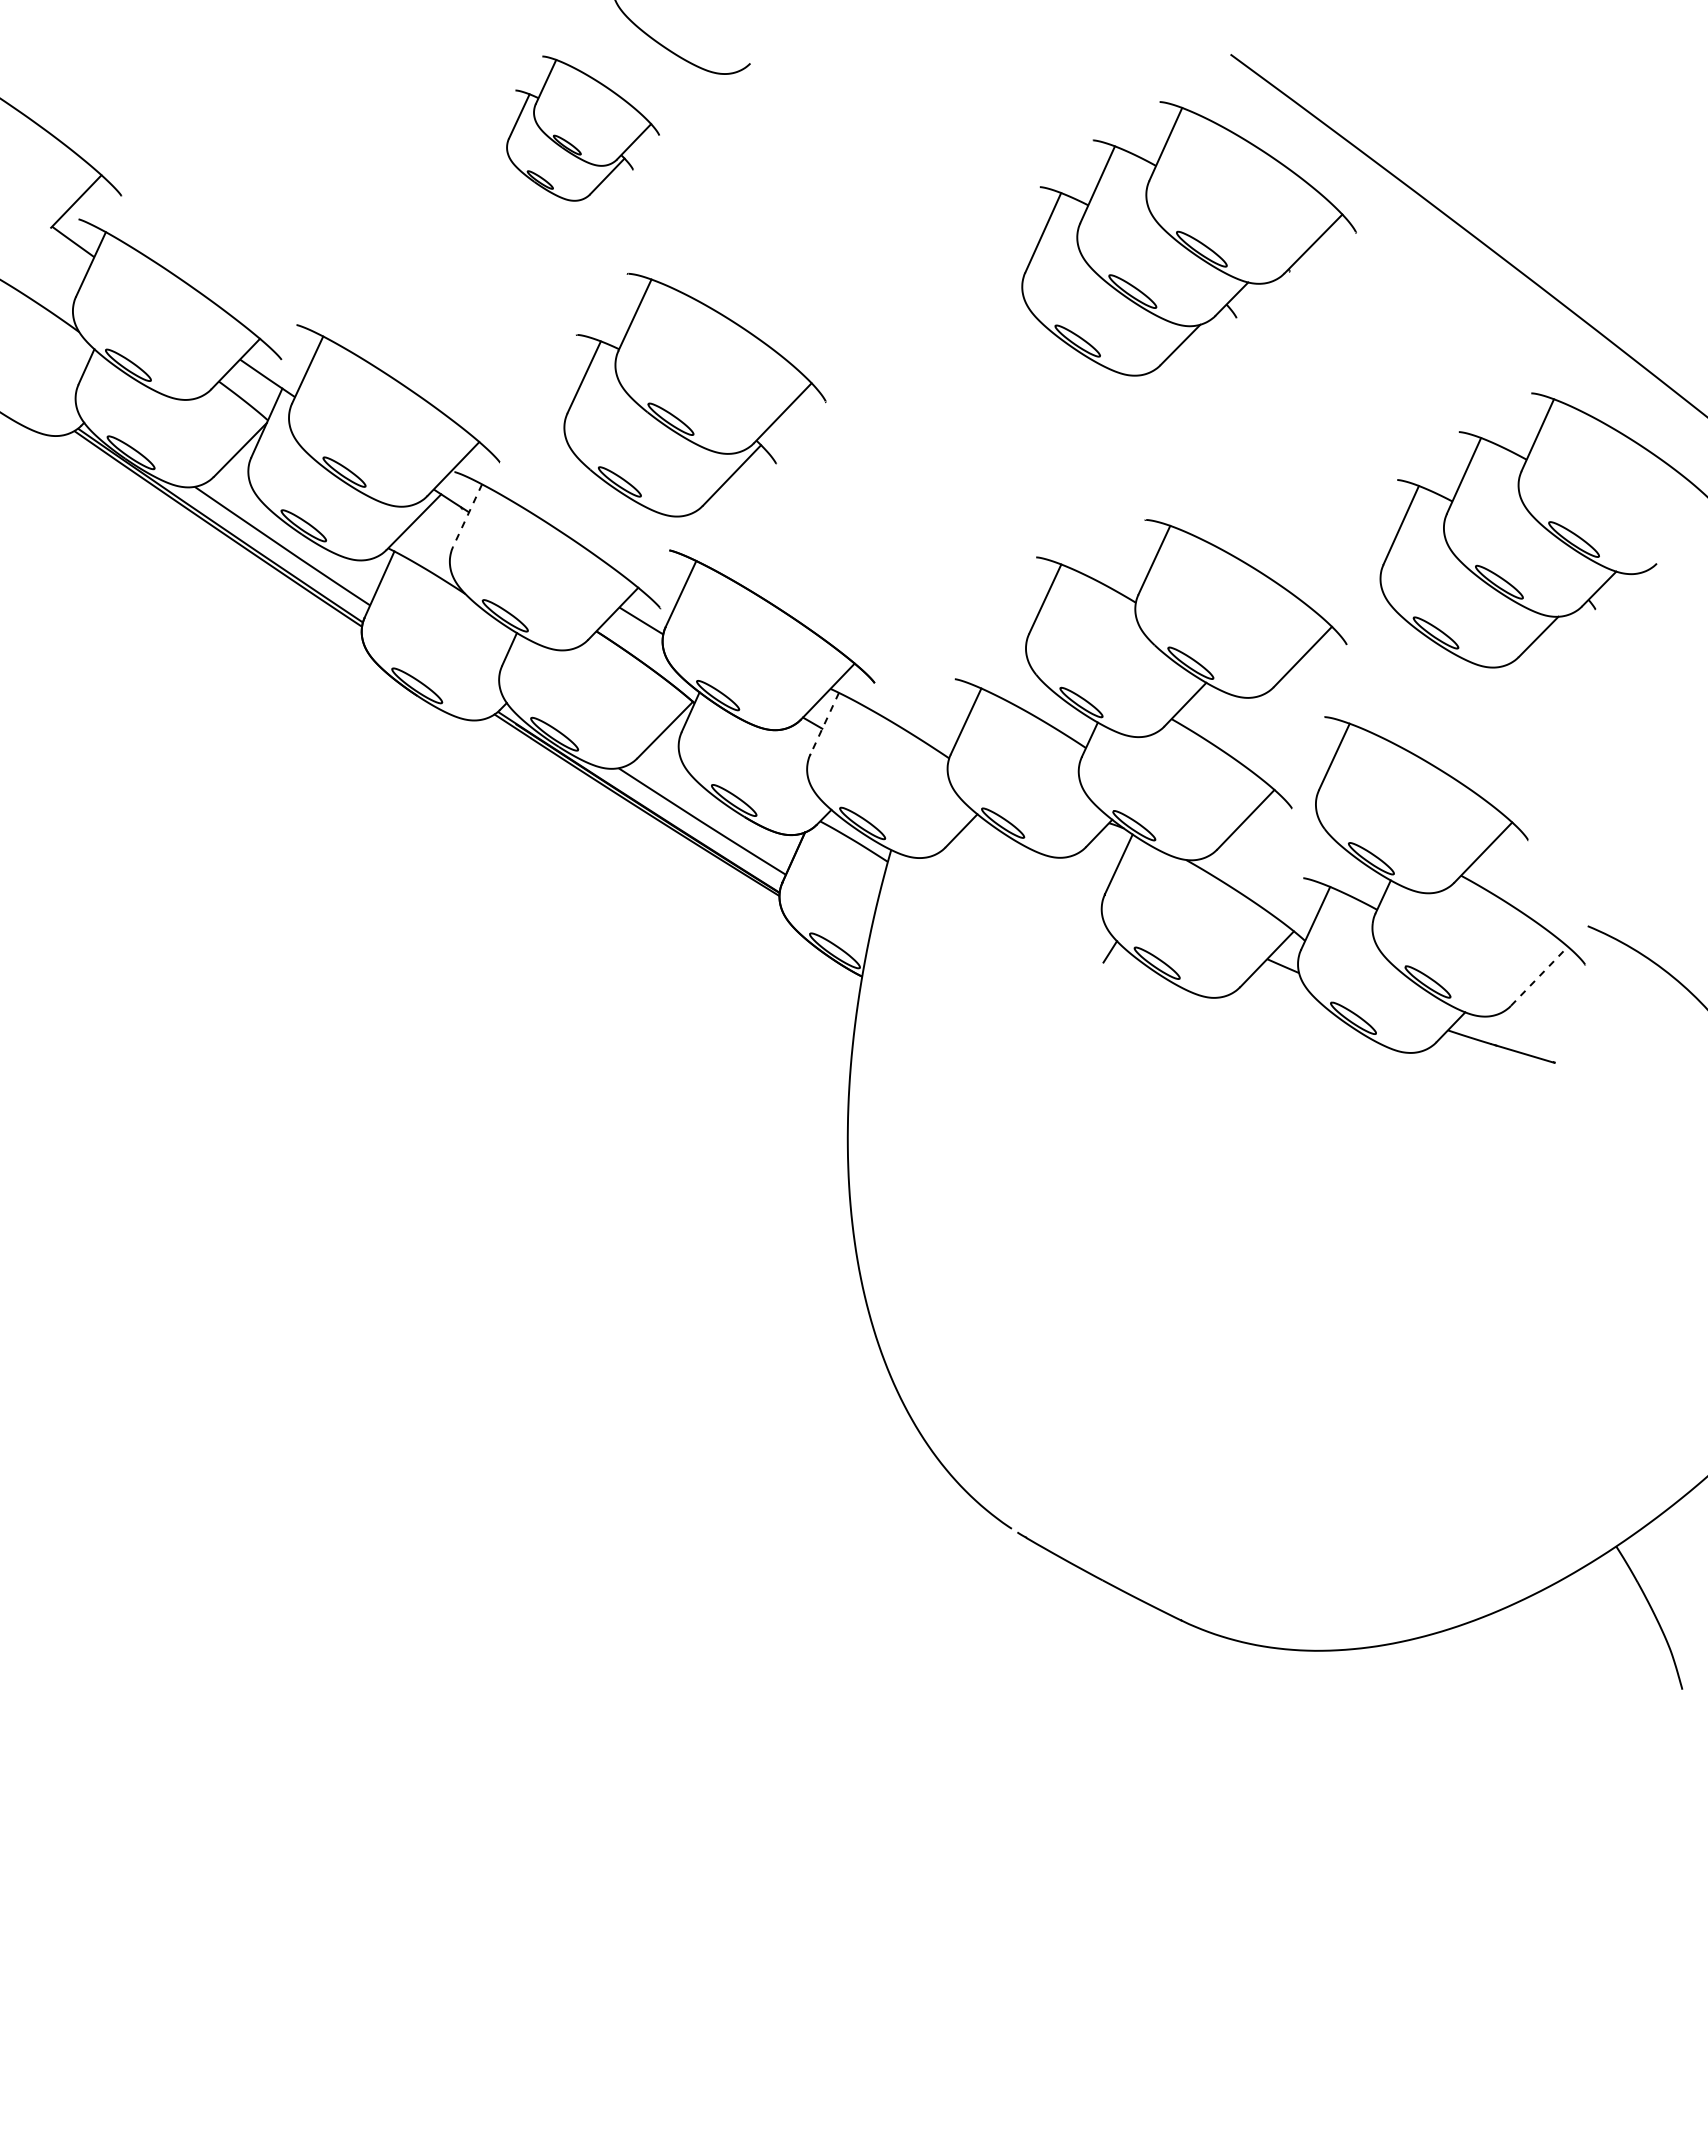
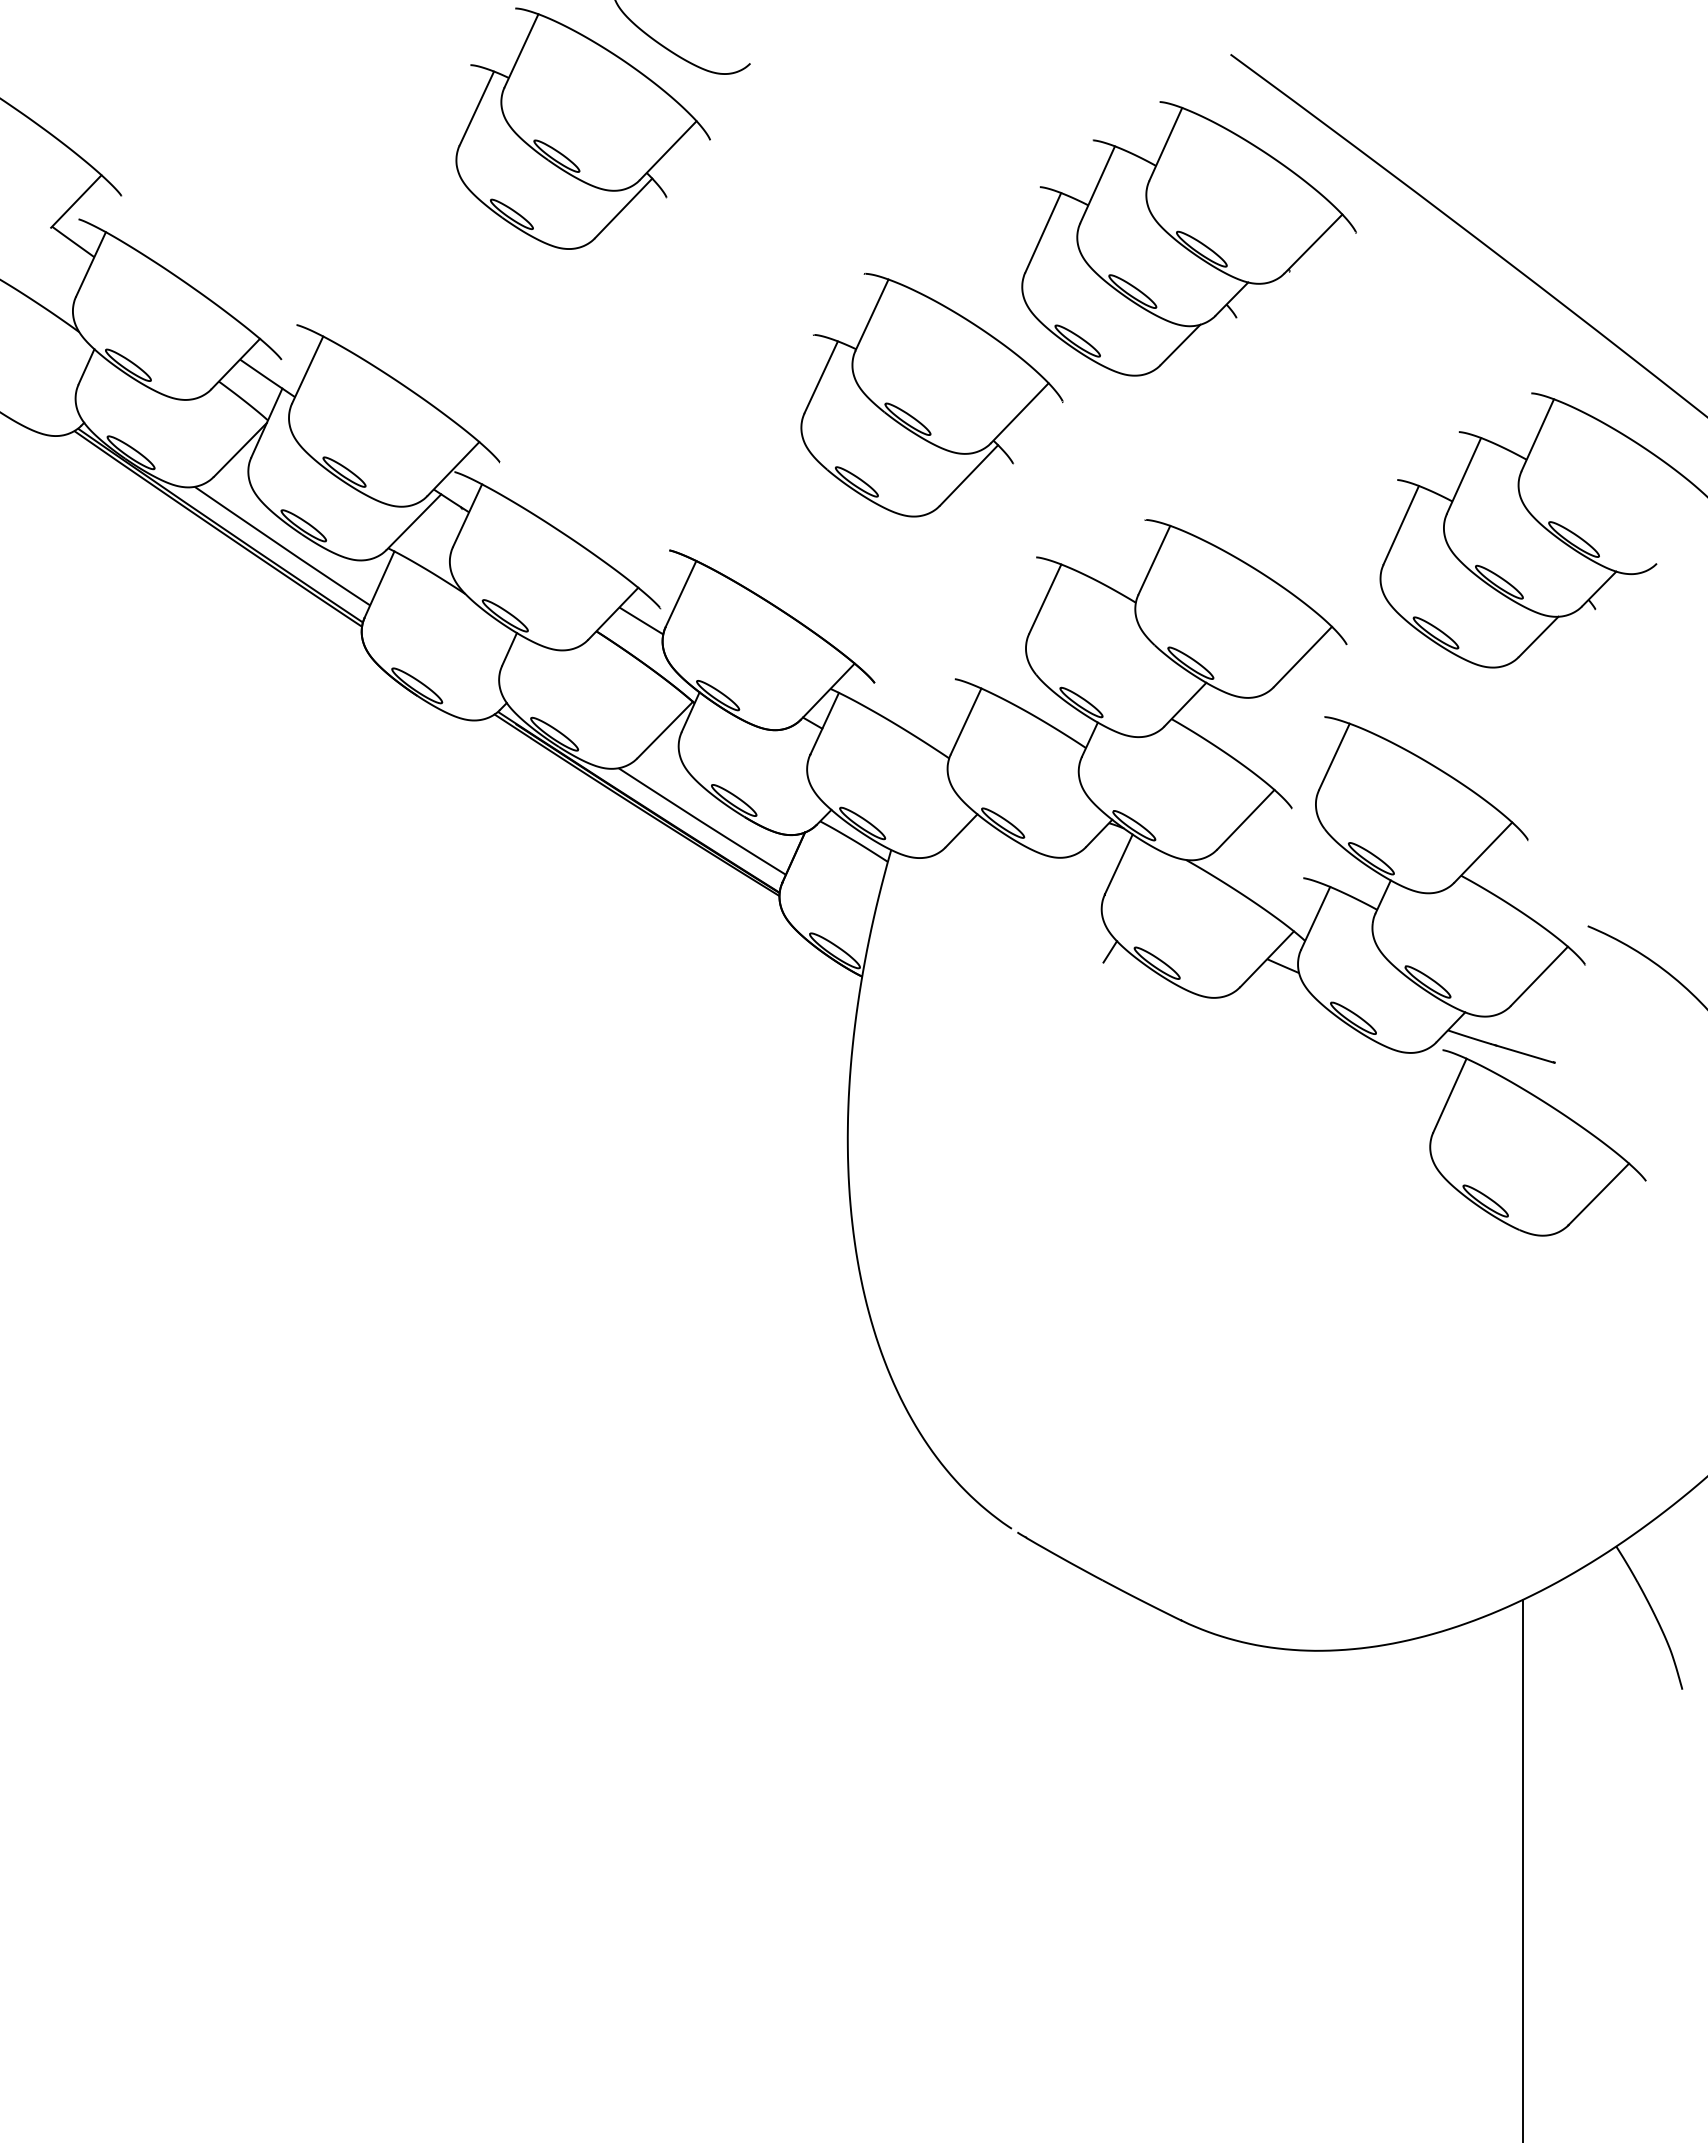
part size: 154x147 px -> 256x243 px (582, 128)
part position: (694, 395) -> (931, 395) (931, 395)
line: dashed -> solid (467, 515)
line: dashed -> solid (824, 724)
line: dashed -> solid (1539, 976)
part: none -> present (1537, 1142)
line: none -> present (1522, 1869)
